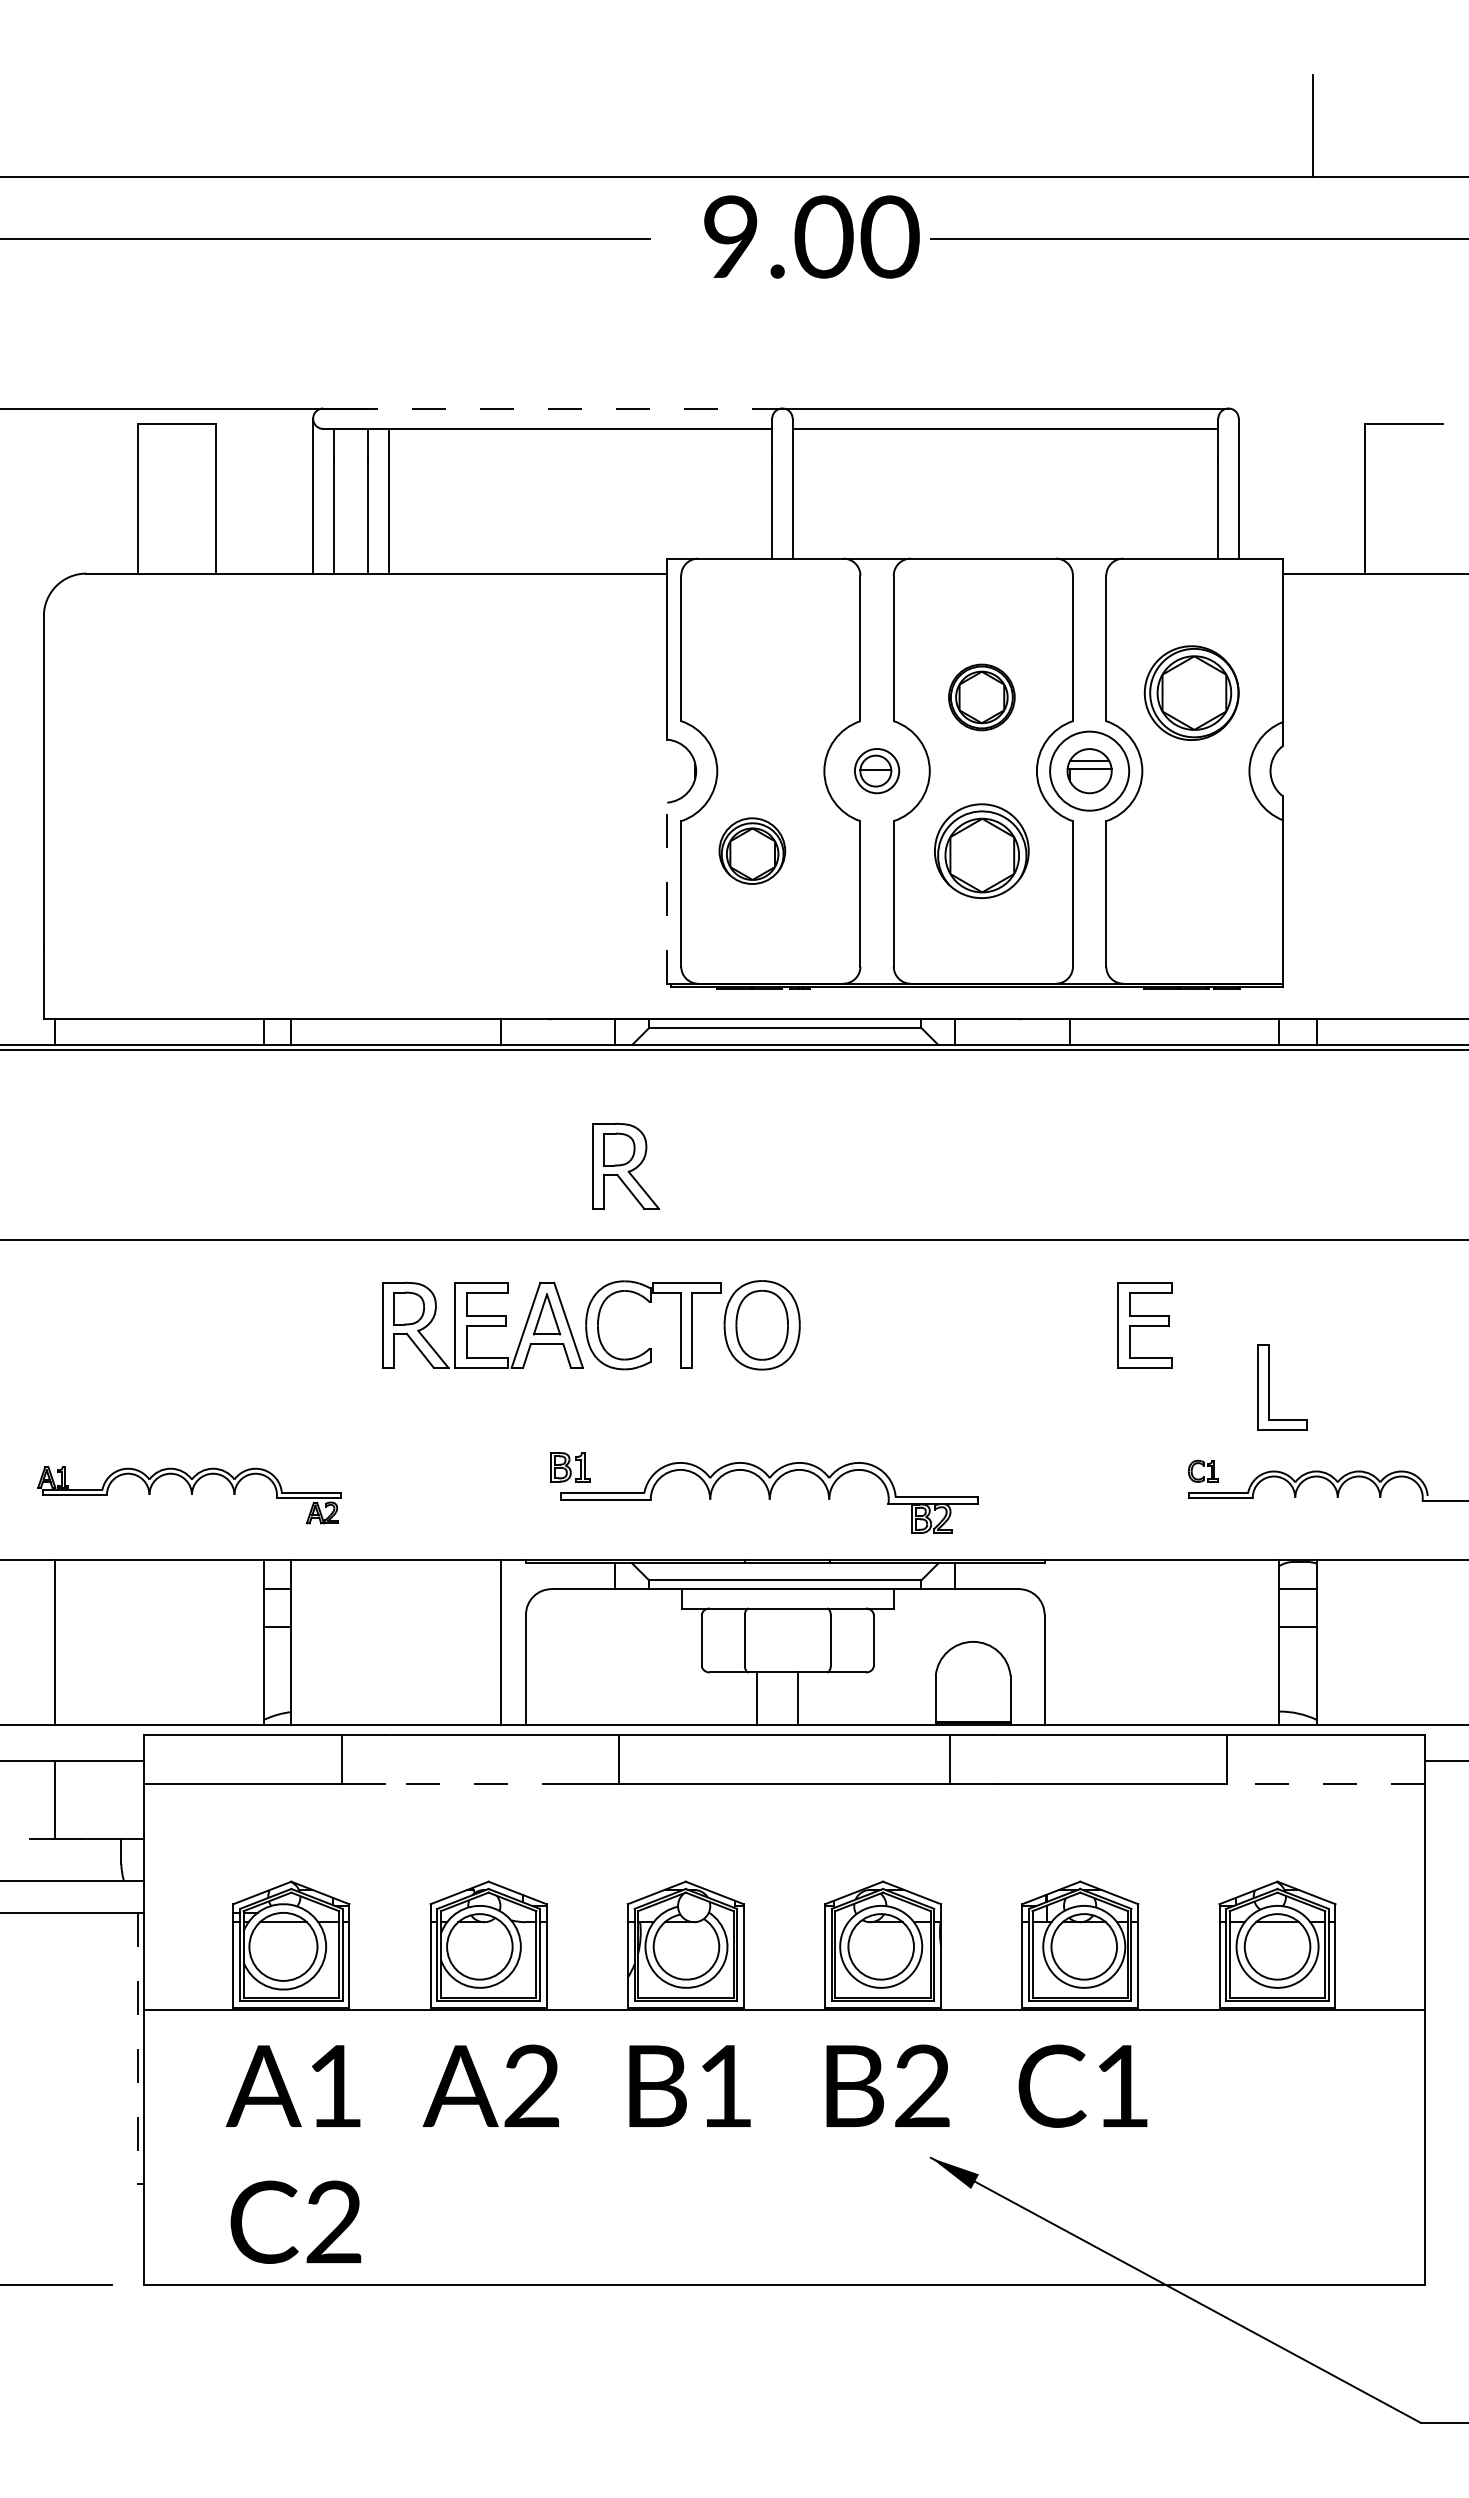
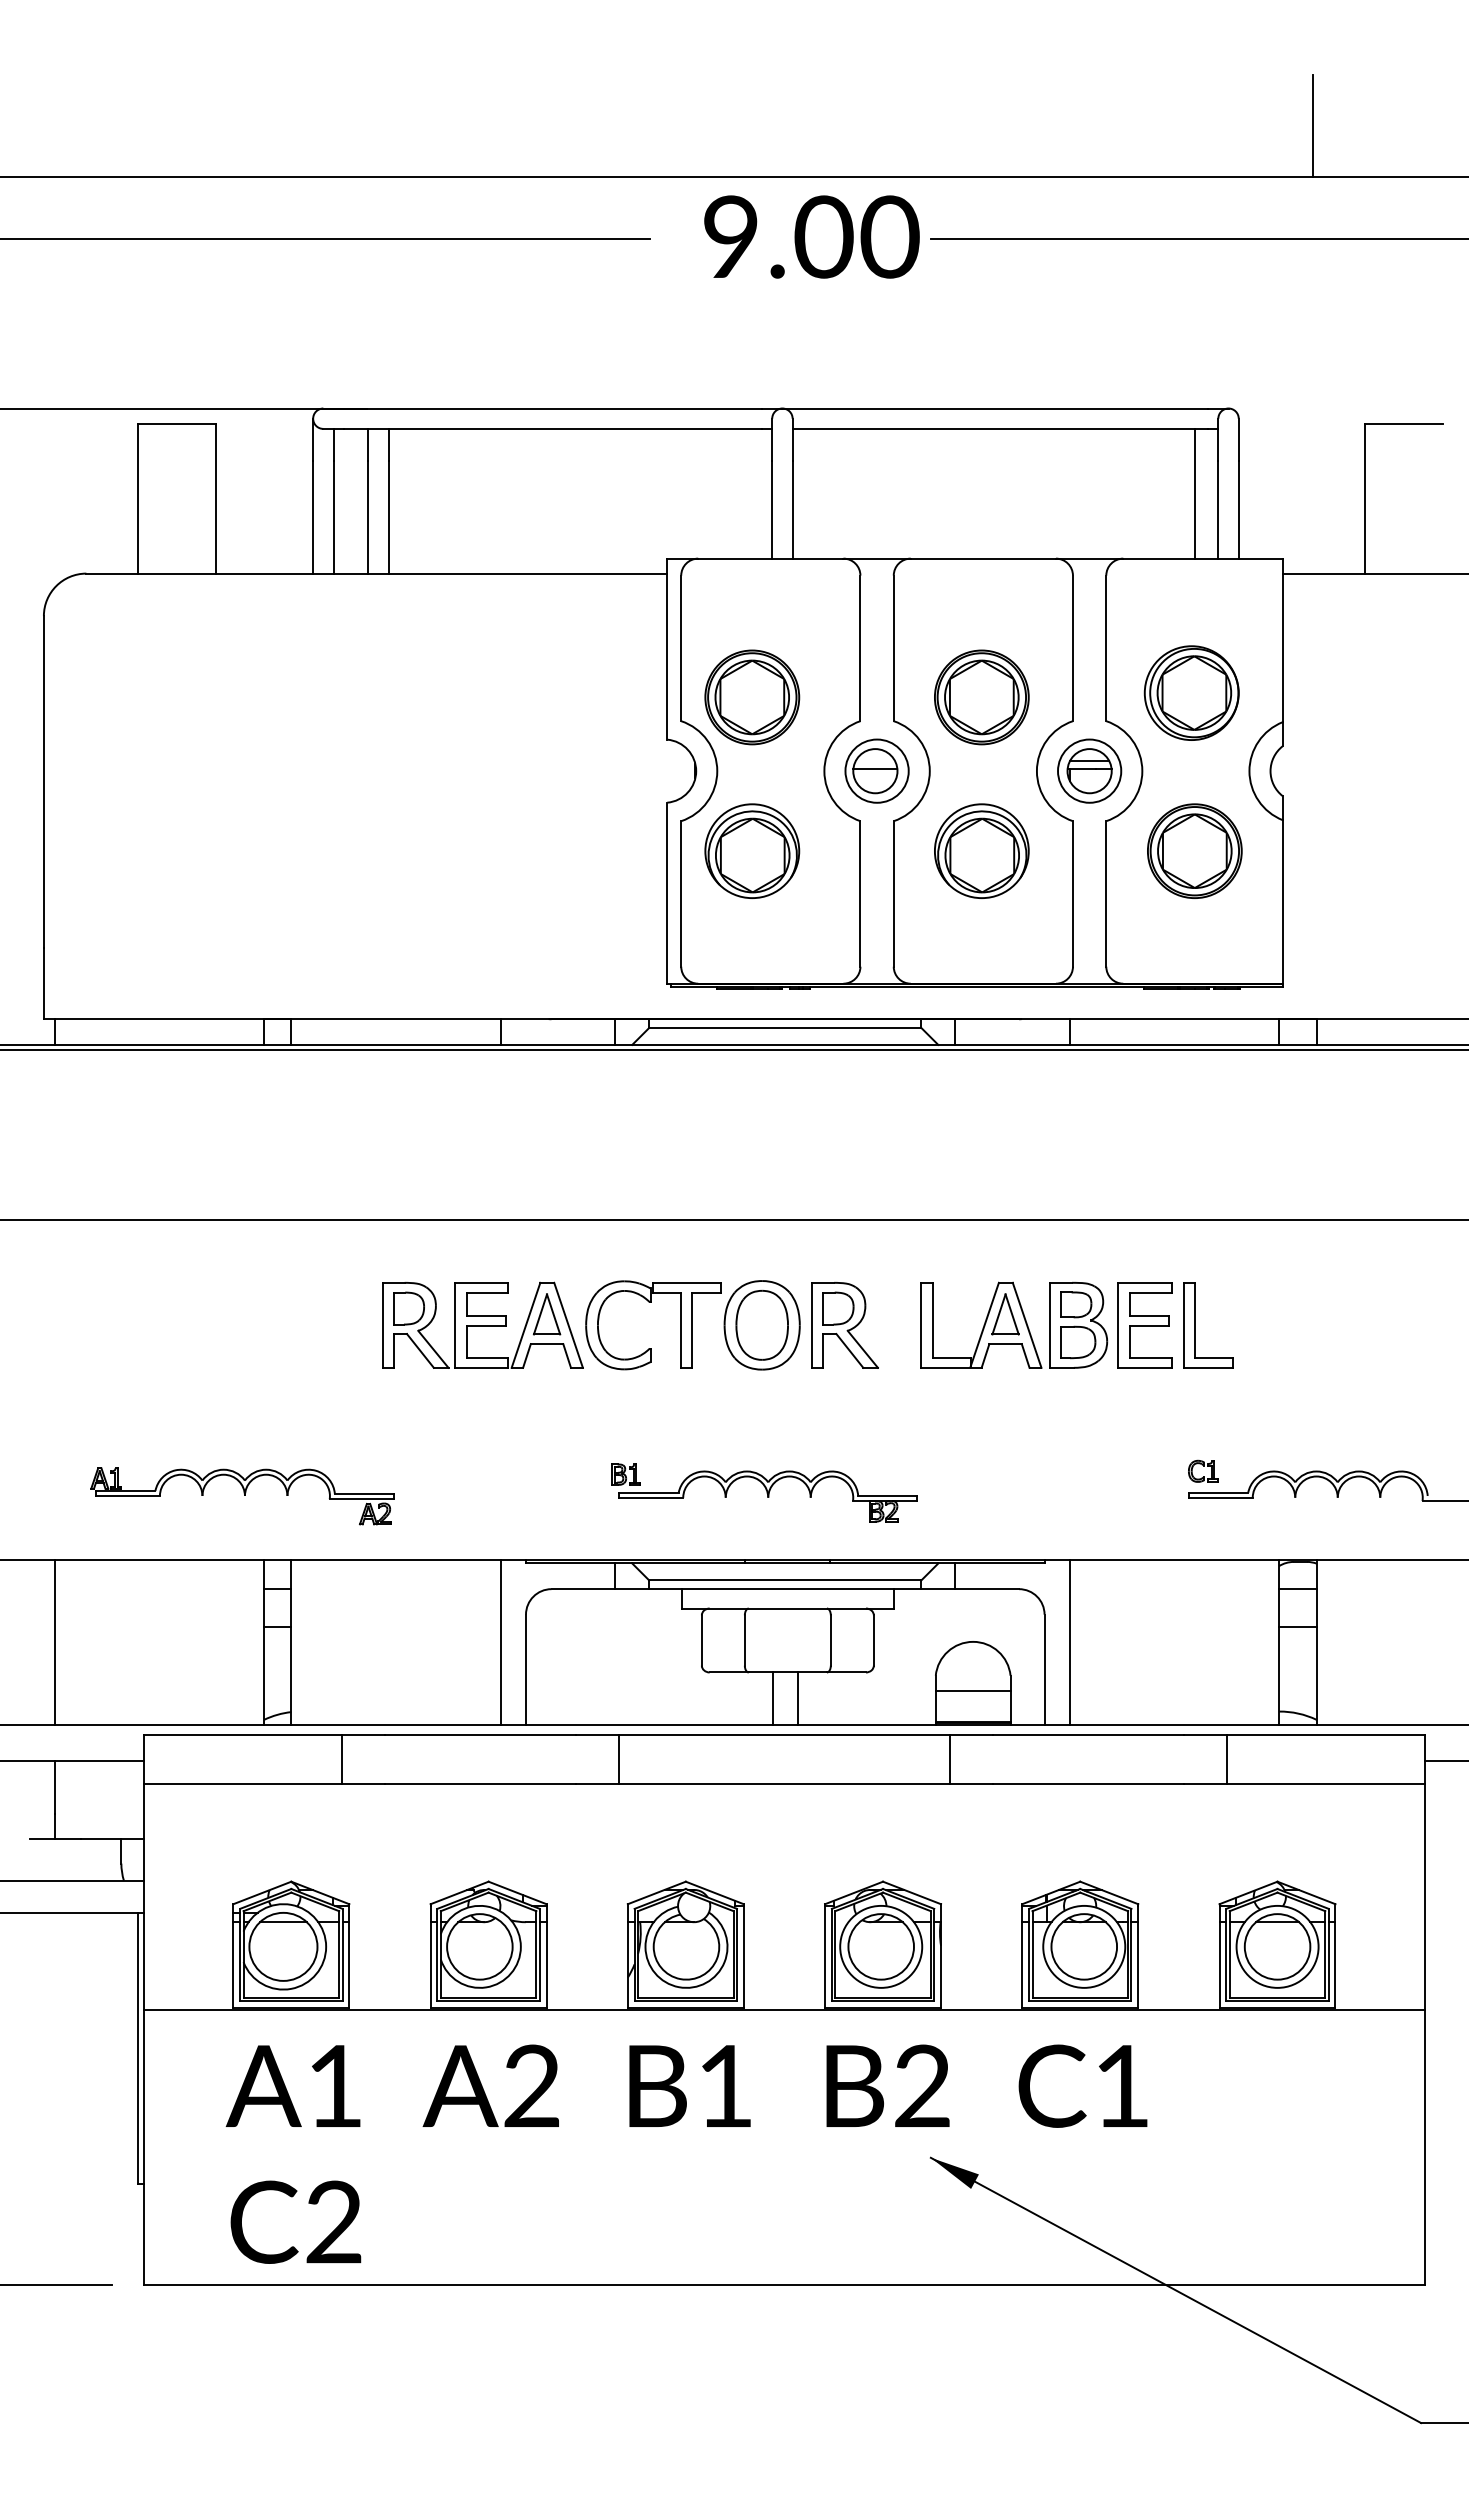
line: dashed -> solid (553, 408)
line: none -> present (1195, 493)
part: none -> present (752, 697)
part size: 68x69 px -> 96x97 px (981, 697)
circle diameter: 79 px -> 63 px (1089, 770)
part size: 47x47 px -> 66x66 px (876, 770)
part size: 69x68 px -> 97x96 px (752, 850)
part: none -> present (1194, 850)
line: dashed -> solid (667, 893)
part position: (625, 1166) -> (844, 1325) (844, 1325)
line position: (733, 1239) -> (733, 1219) (733, 1219)
part: none -> present (1014, 1324)
part position: (1269, 1387) -> (1195, 1325) (1195, 1325)
part size: 429x82 px -> 307x60 px (764, 1492)
part position: (189, 1495) -> (242, 1496) (242, 1496)
line: none -> present (1070, 1642)
line: none -> present (972, 1690)
line position: (756, 1698) -> (772, 1698) (772, 1698)
line: dashed -> solid (480, 1784)
line: dashed -> solid (1325, 1784)
line: dashed -> solid (137, 2048)
